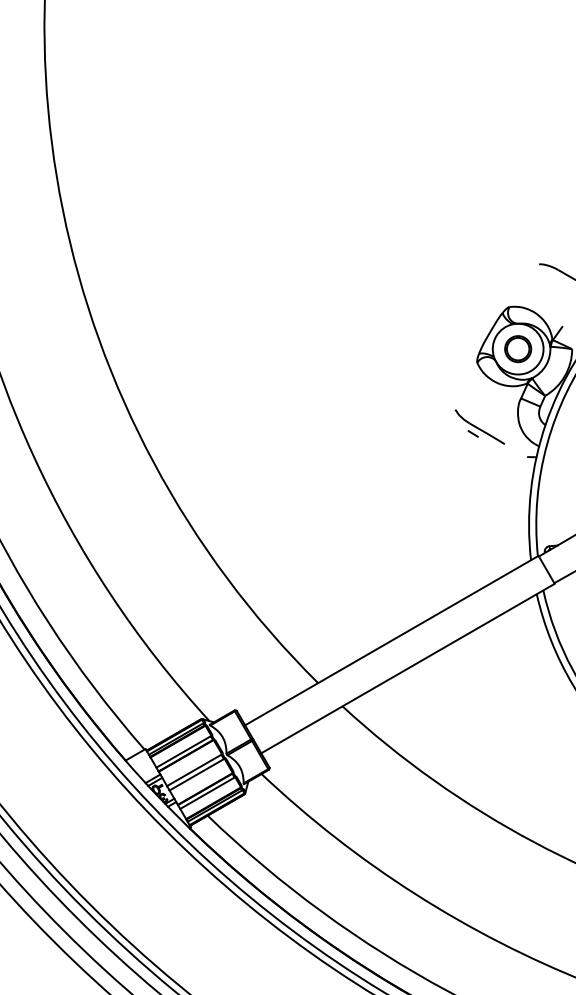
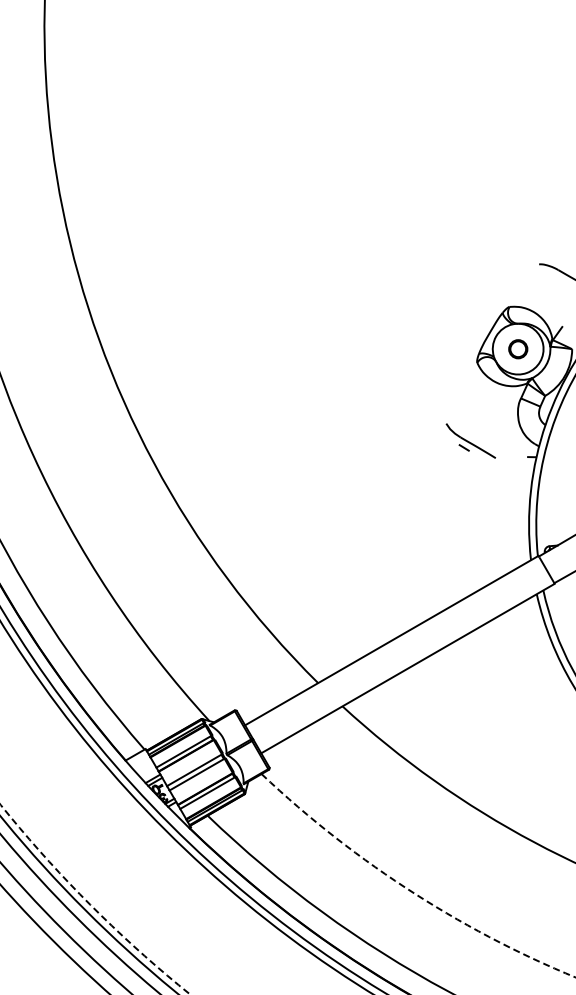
part size: 29x29 px -> 21x21 px (518, 349)
part position: (479, 426) -> (470, 440) (470, 440)
arc: solid -> dashed (410, 891)
circle: solid -> dashed (95, 899)
